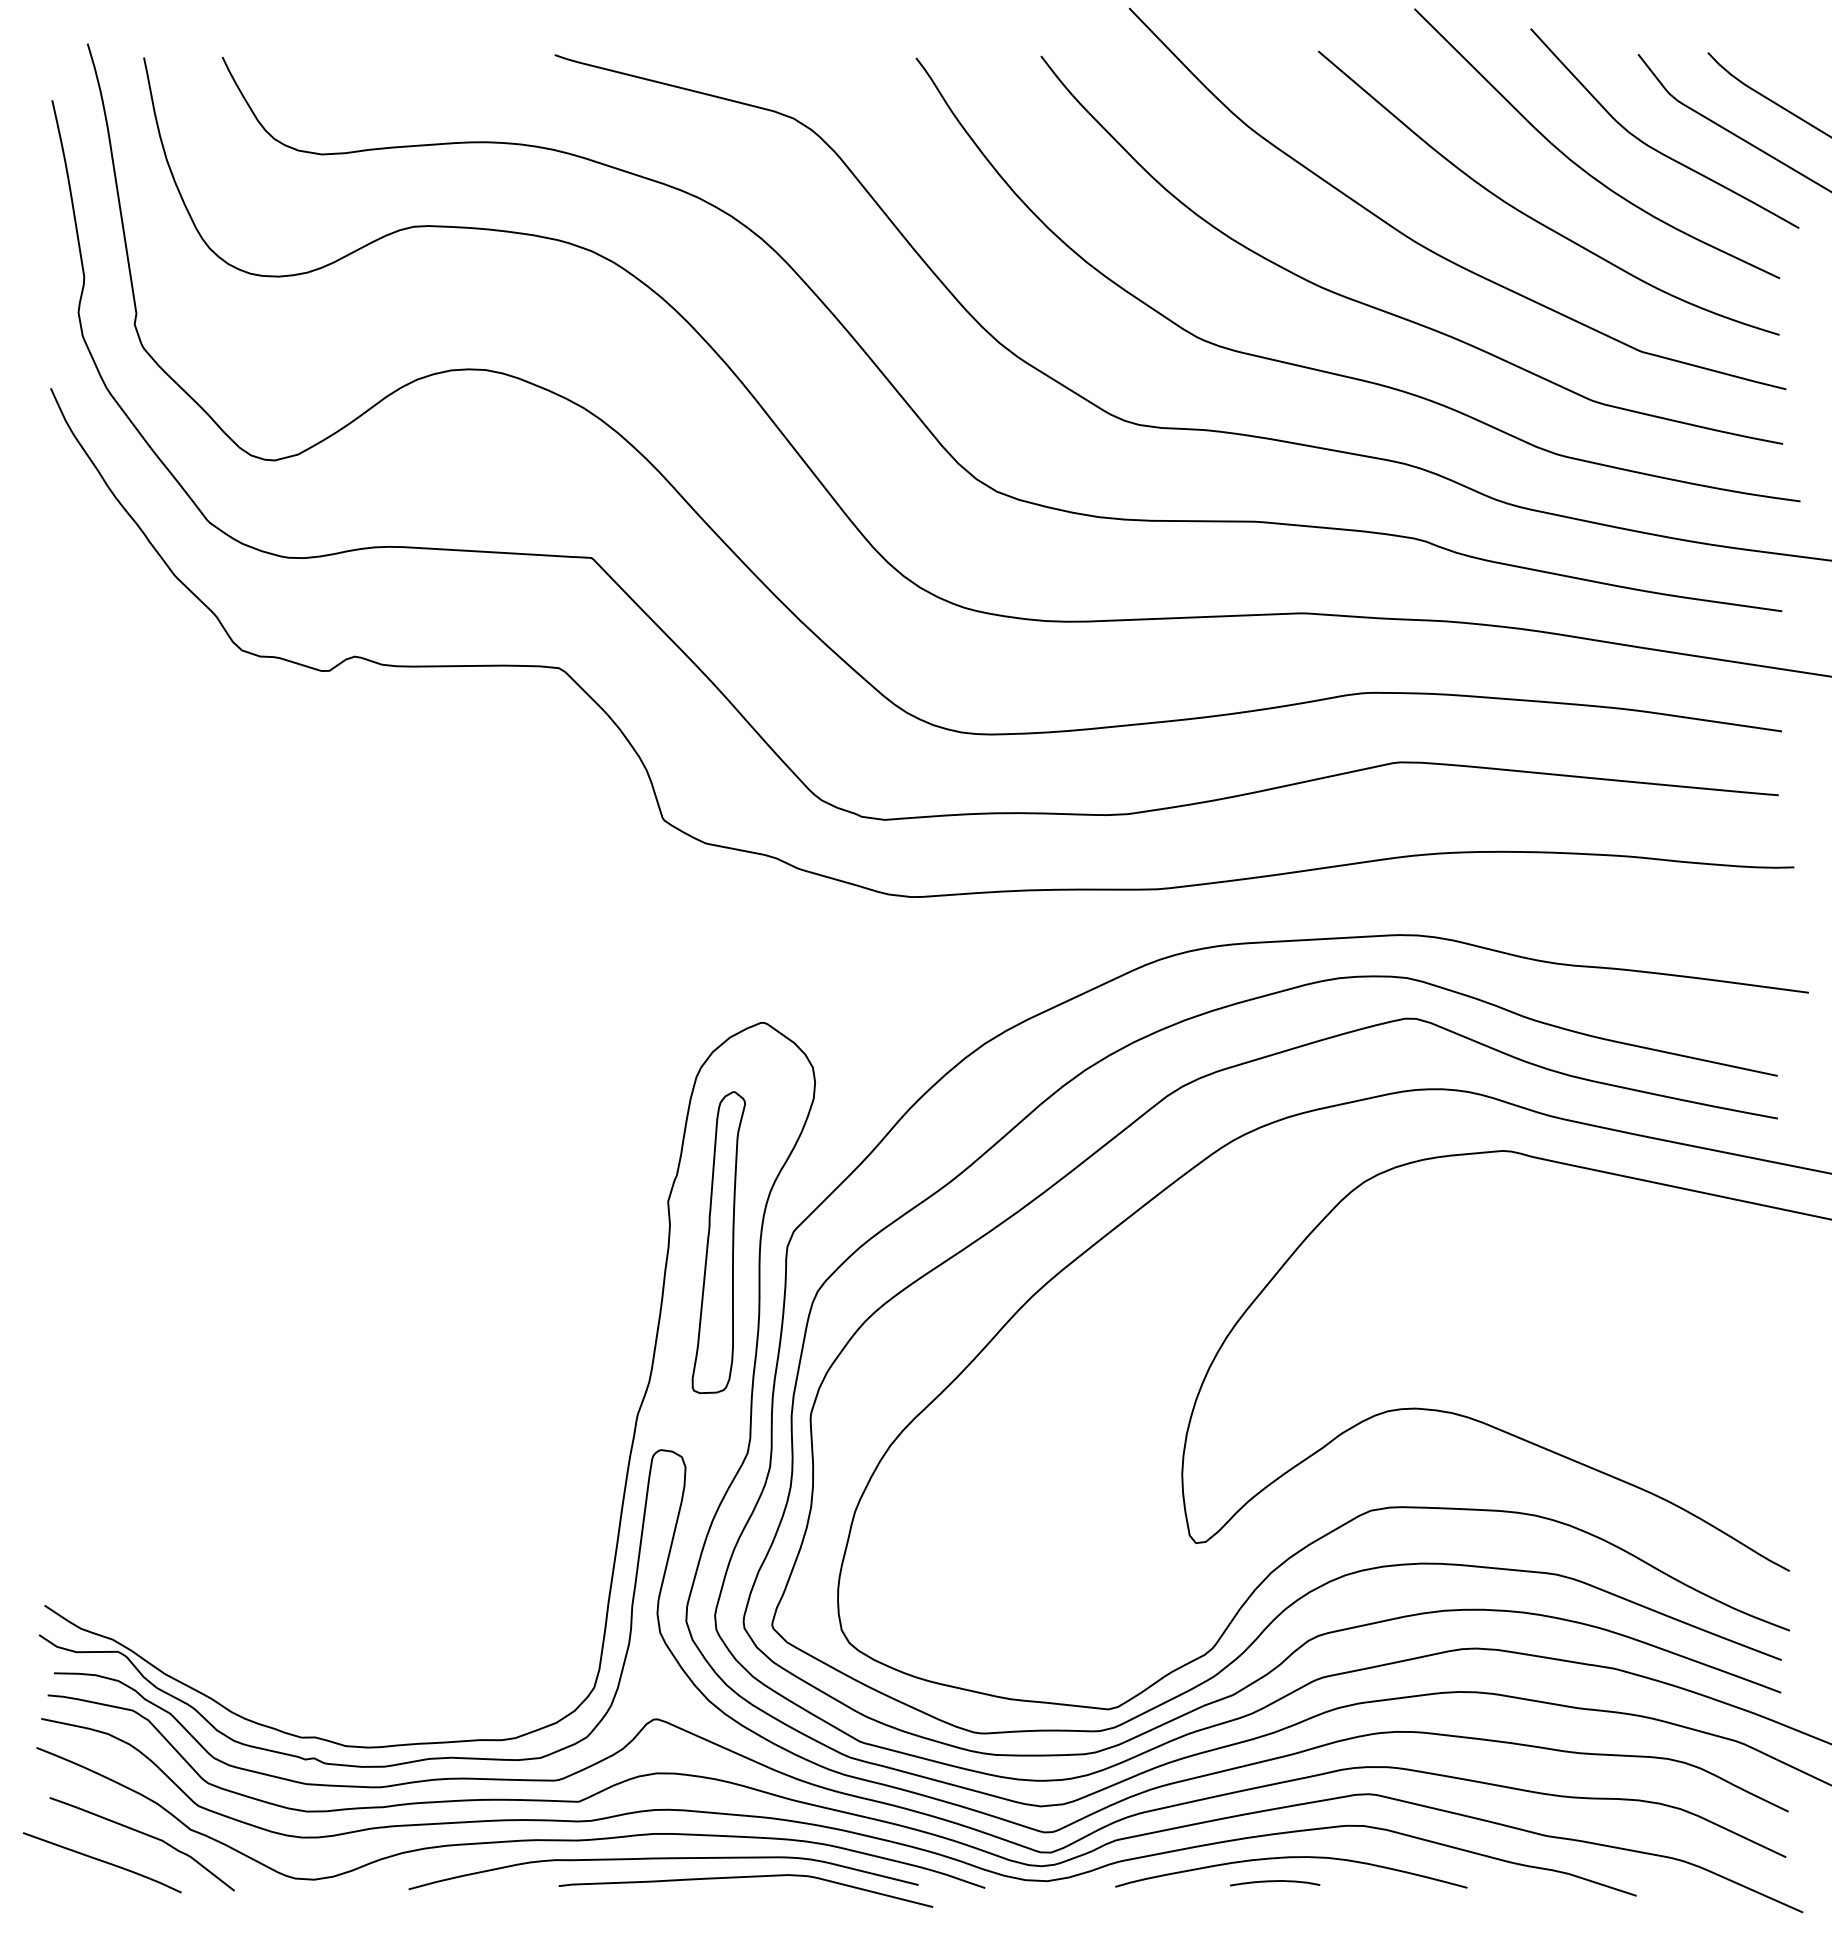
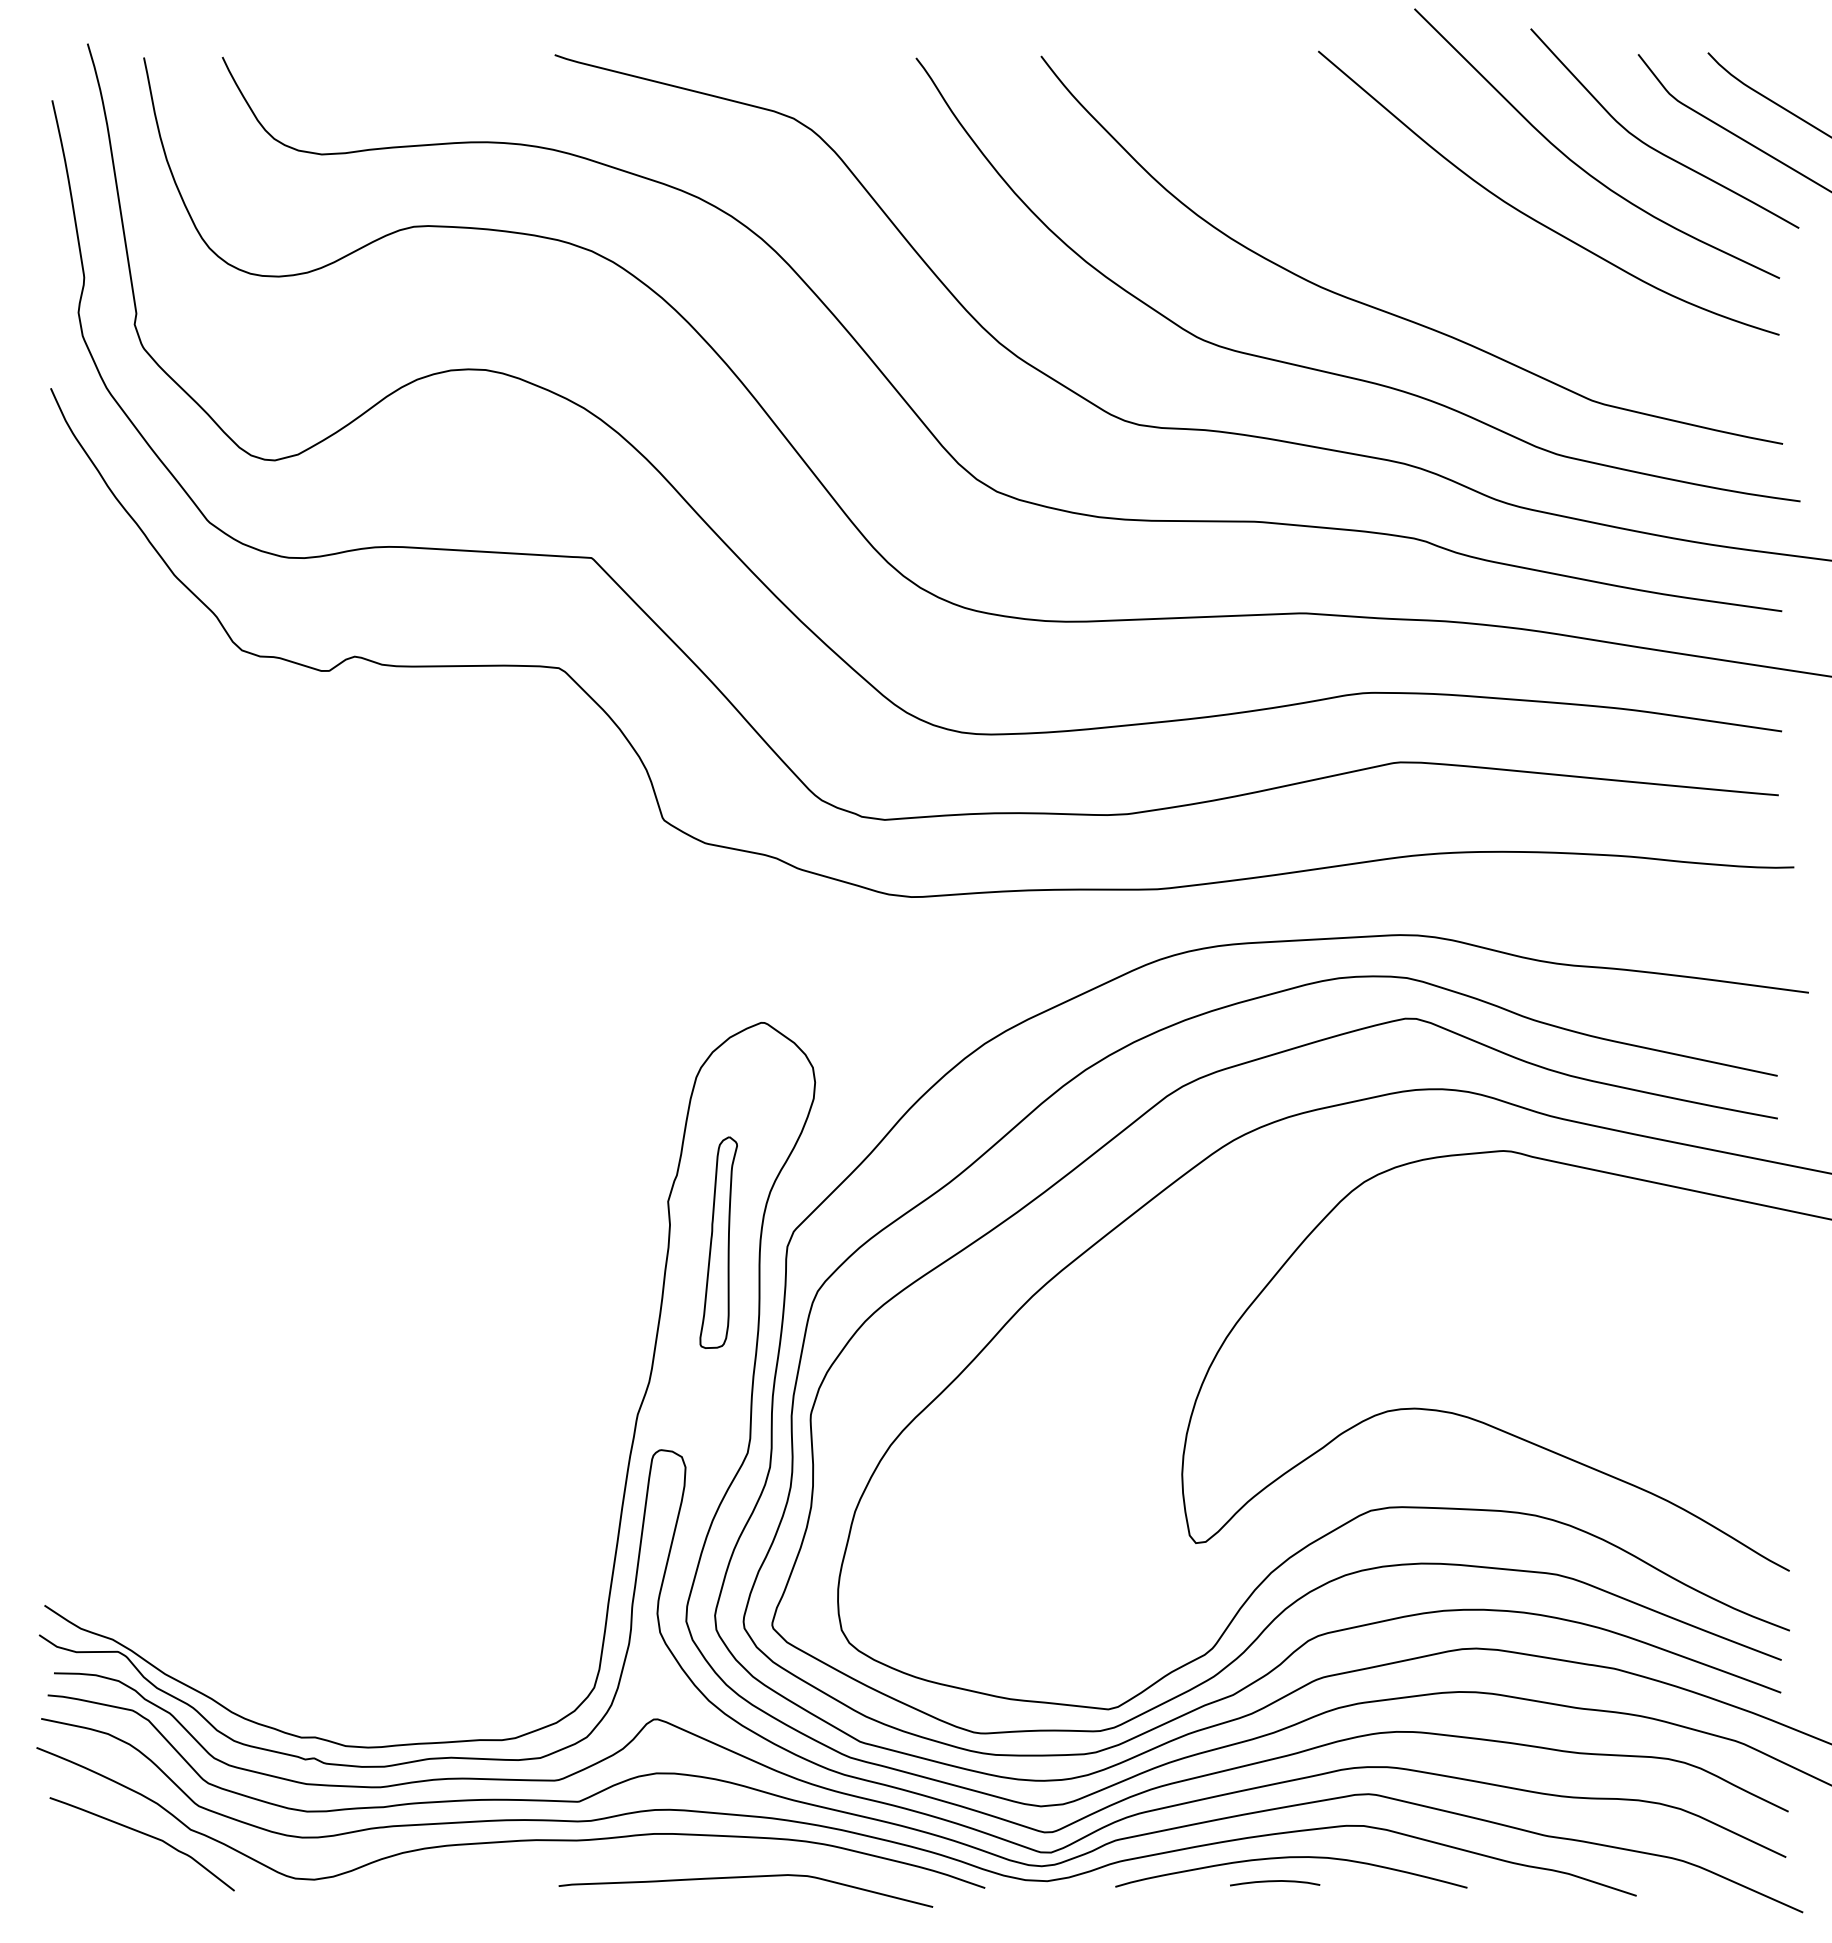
curve: present -> none (1427, 247)
part size: 55x304 px -> 39x213 px (718, 1242)
curve: present -> none (663, 1859)
curve: present -> none (102, 1862)
